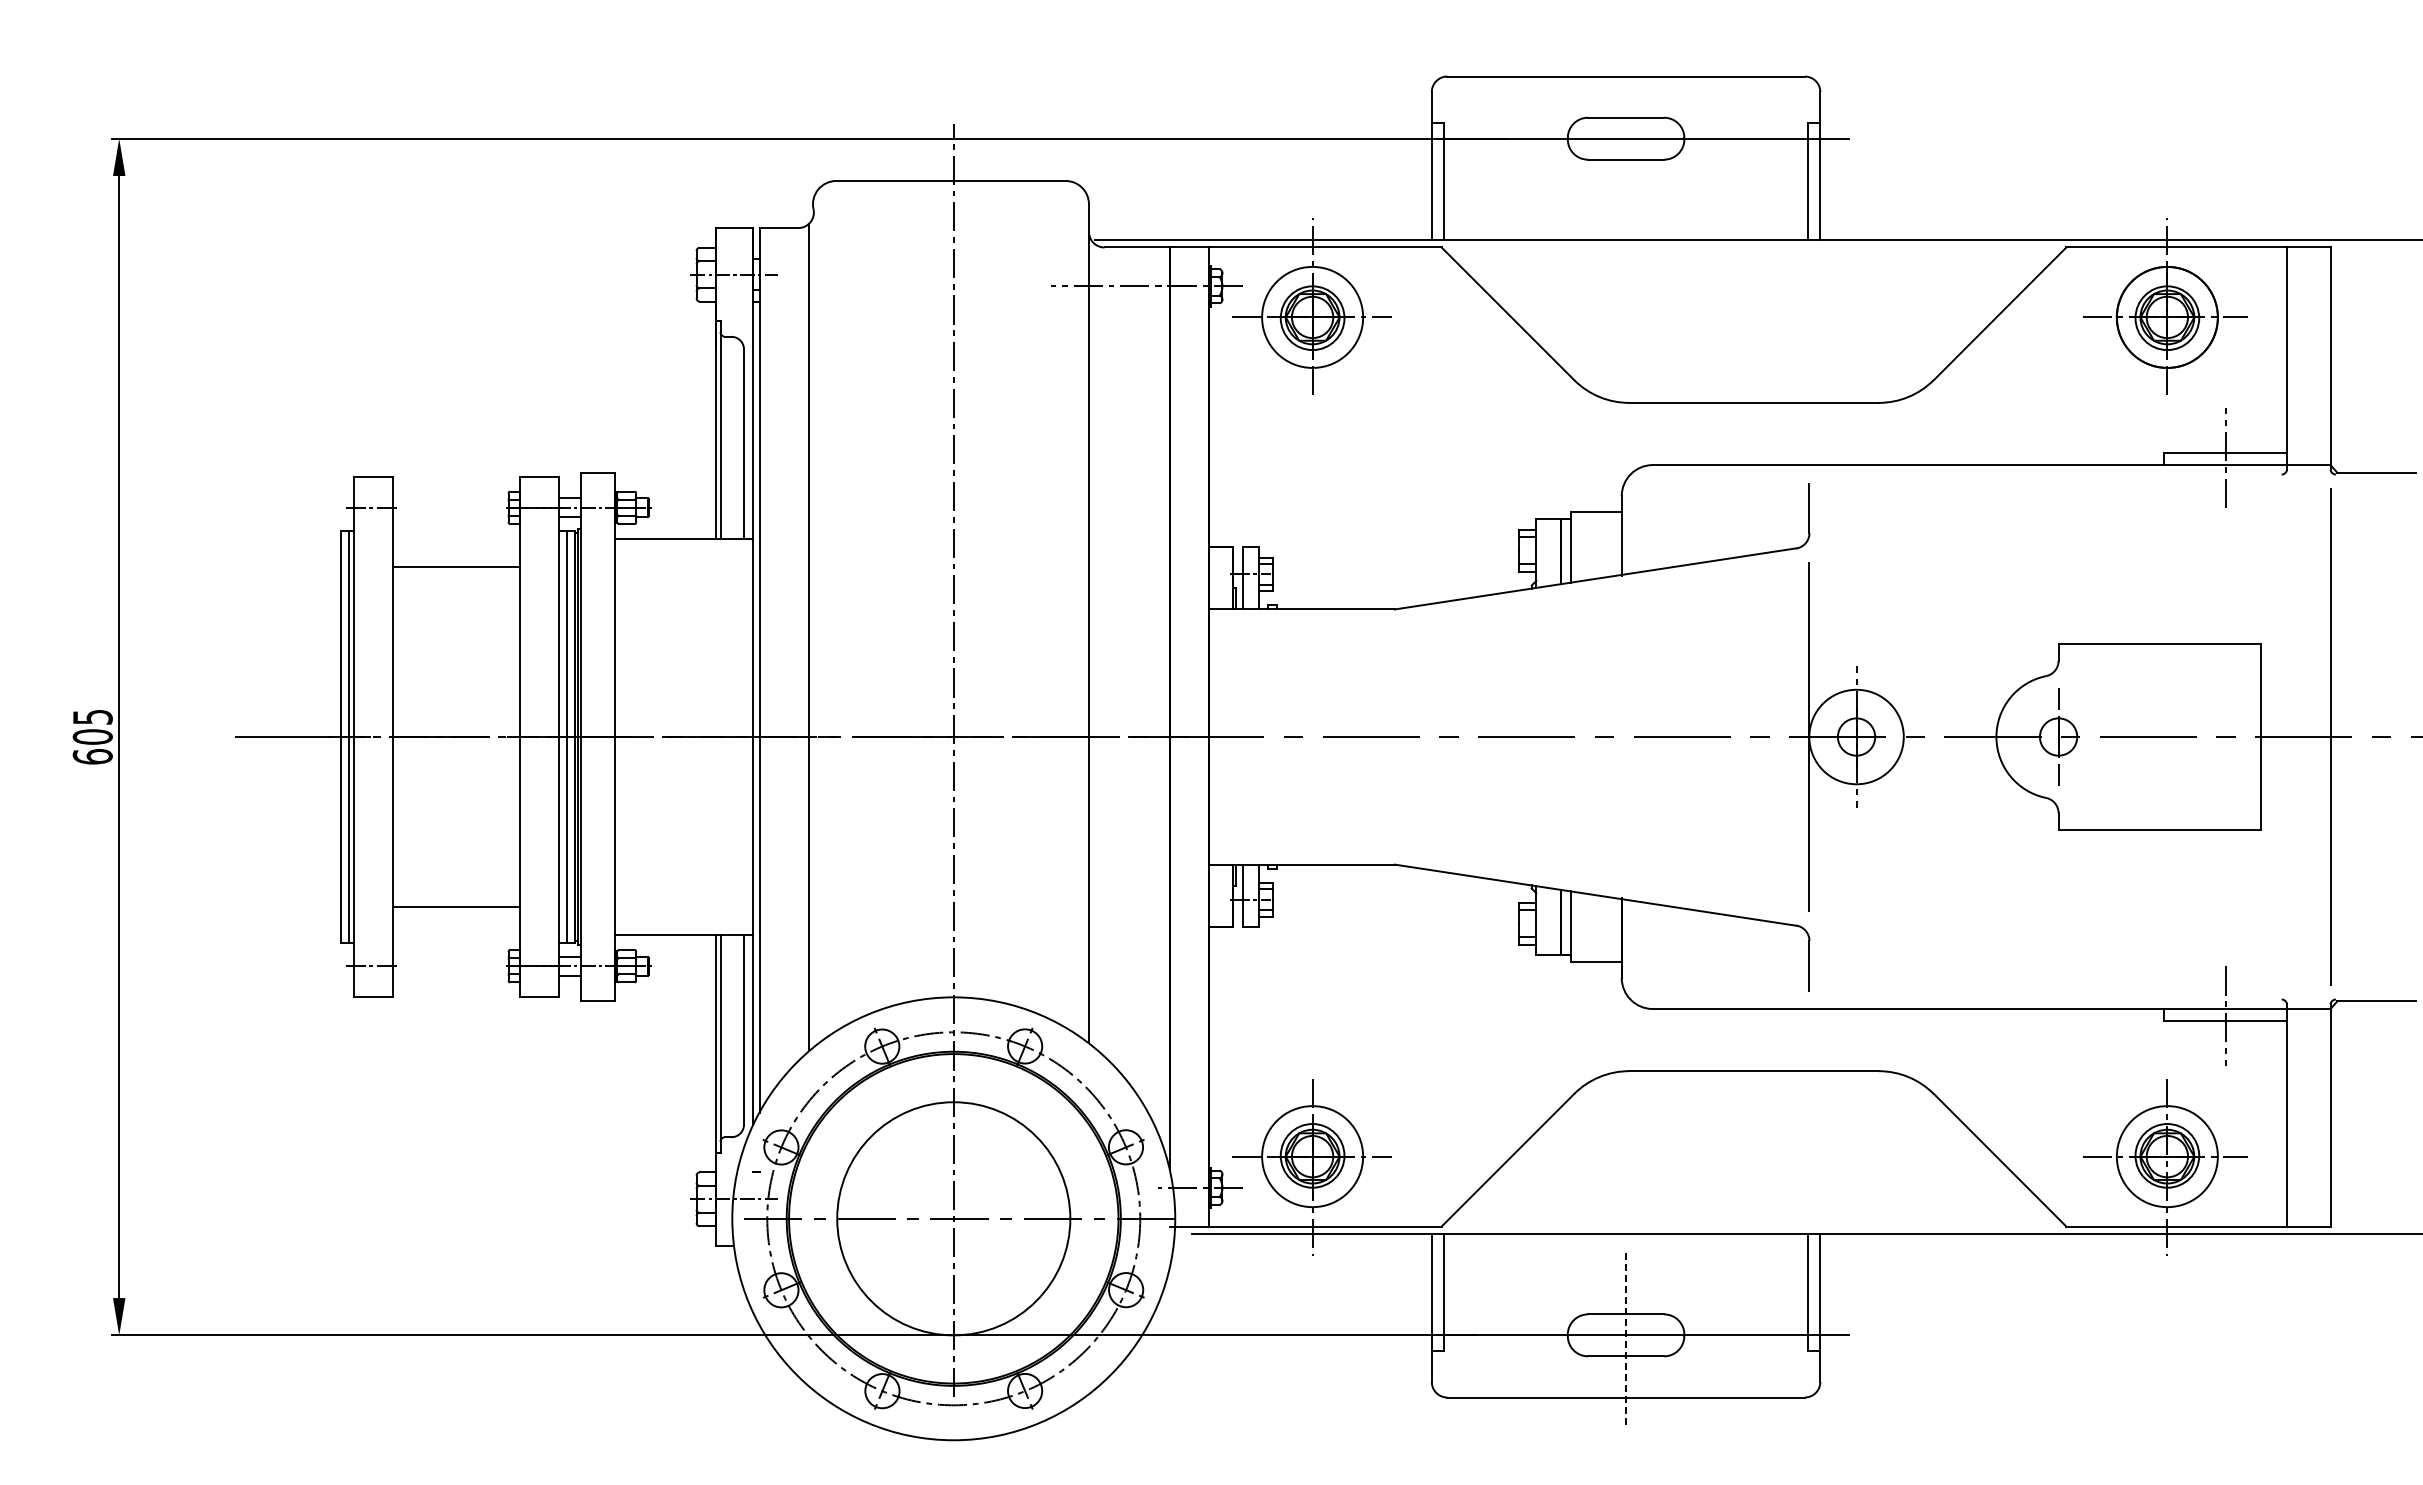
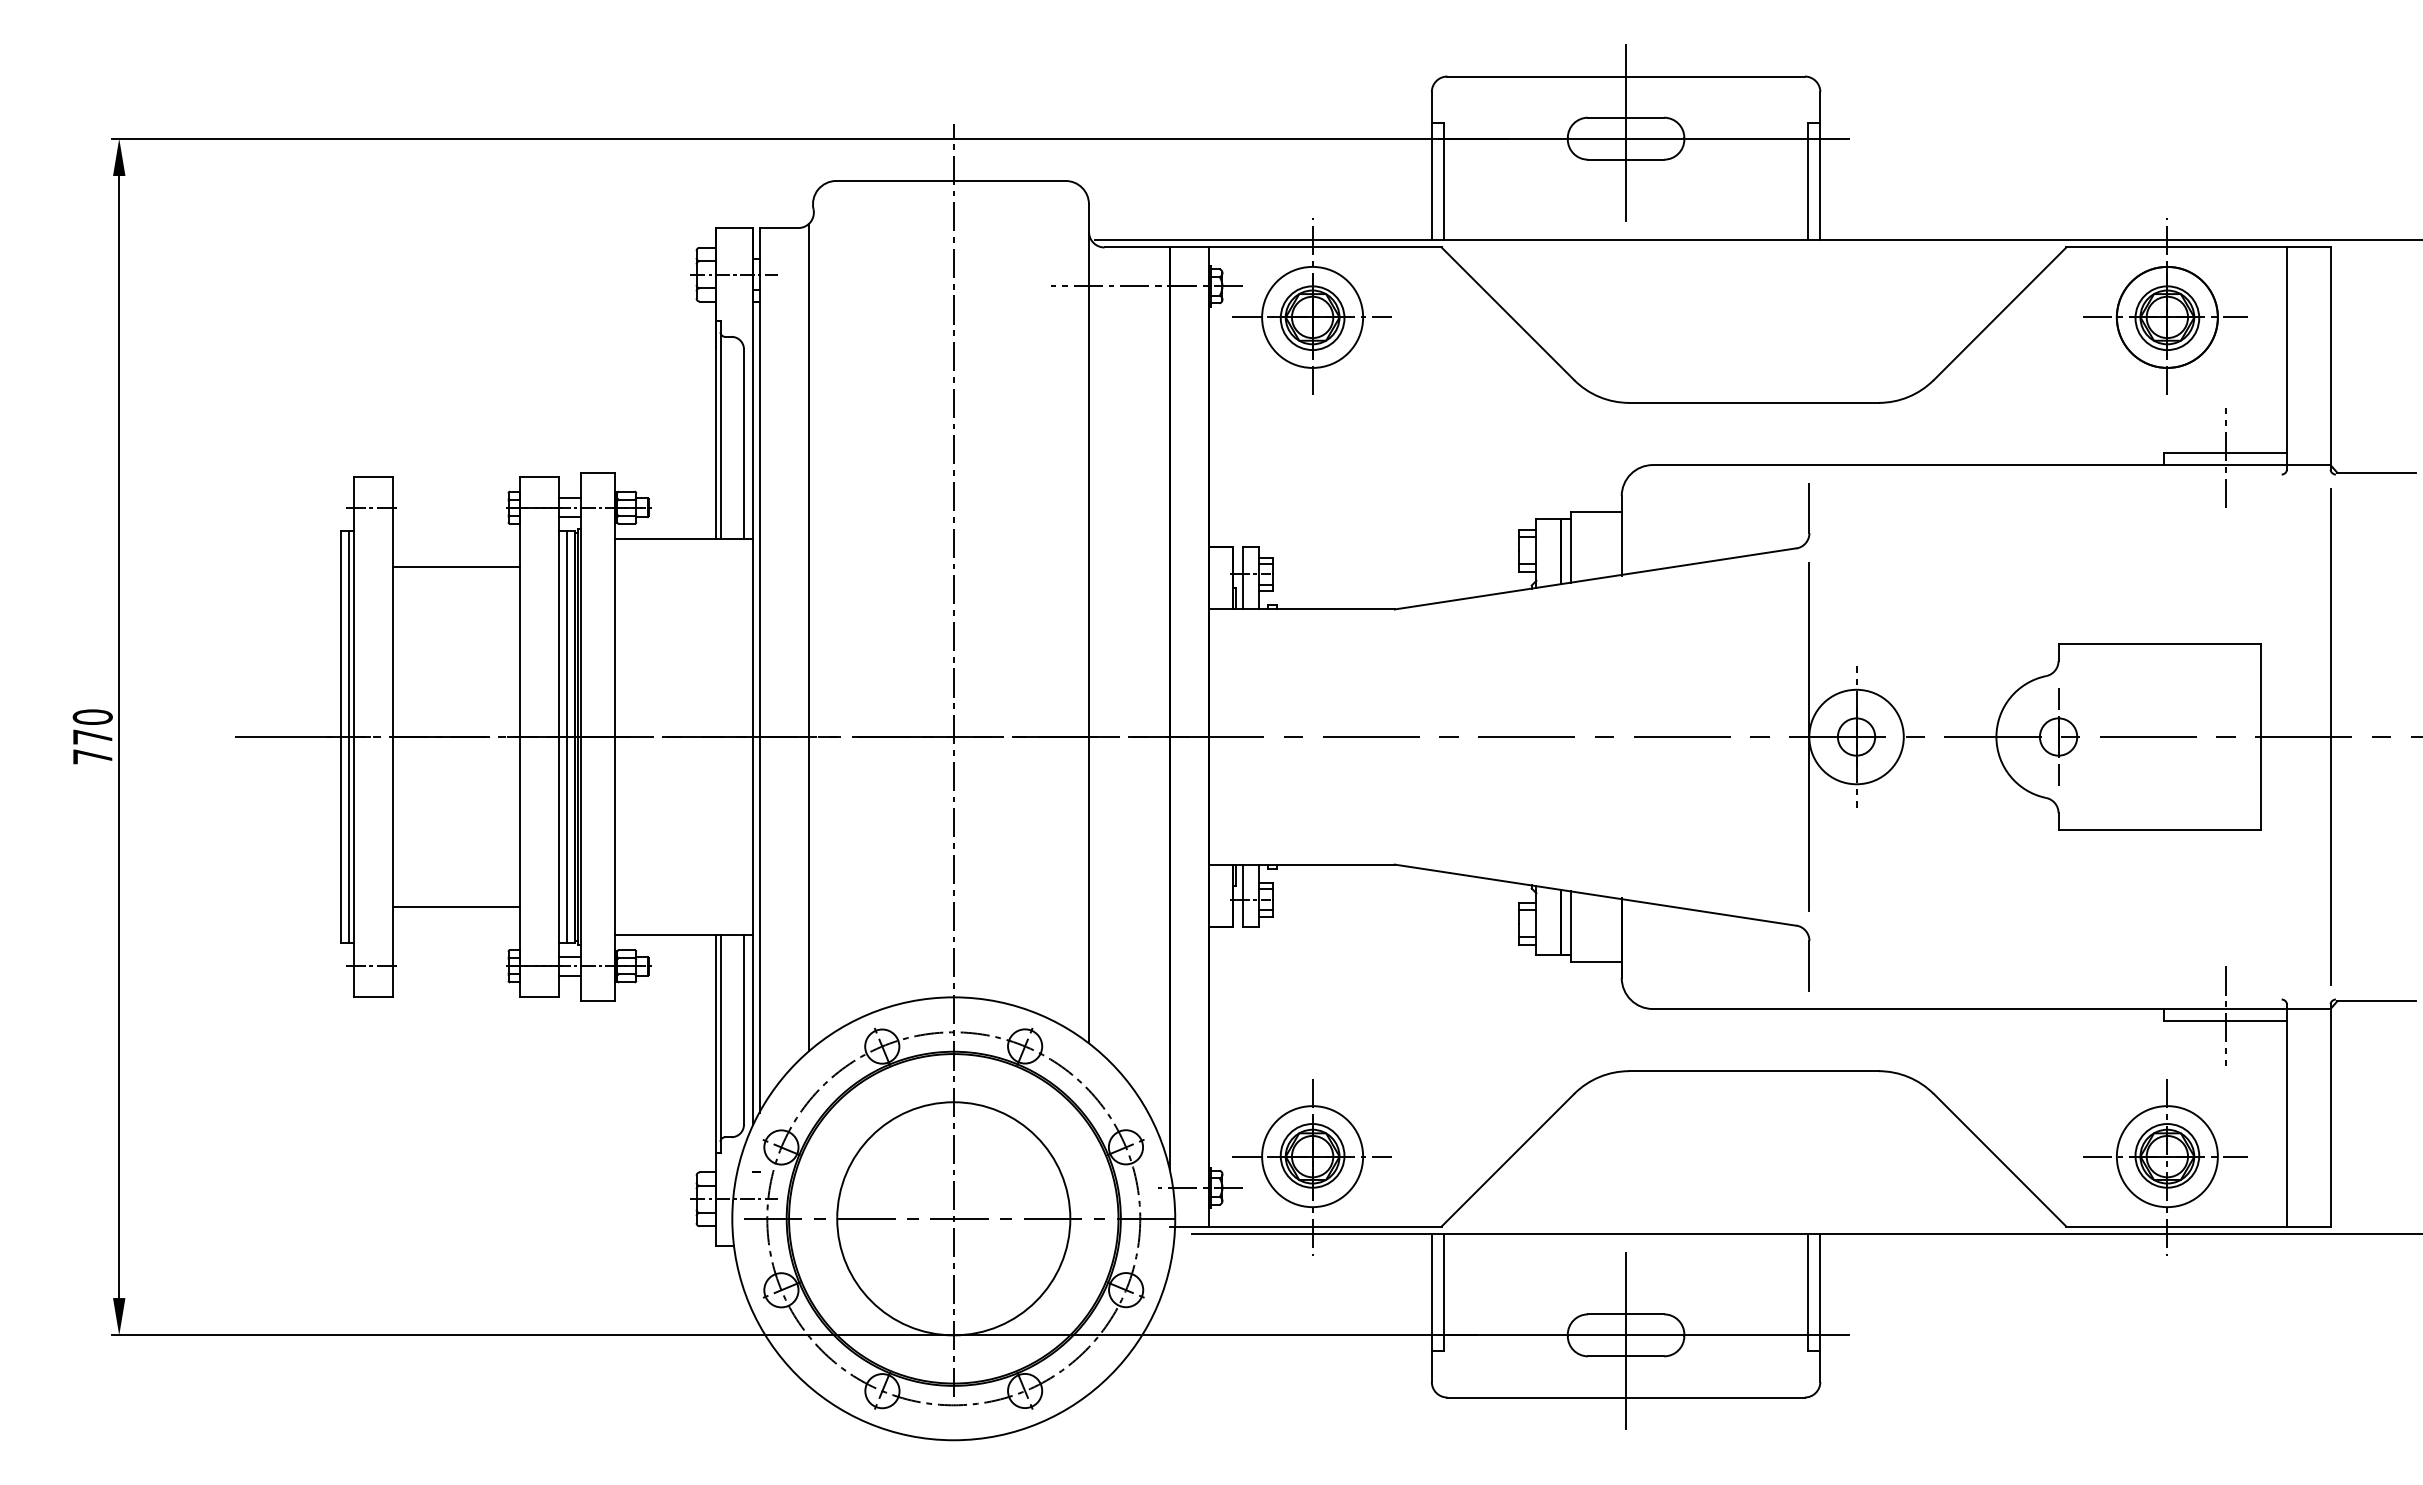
line: none -> present (1626, 132)
text: 605 -> 770 (92, 736)
line: dashed -> solid (1626, 1341)
